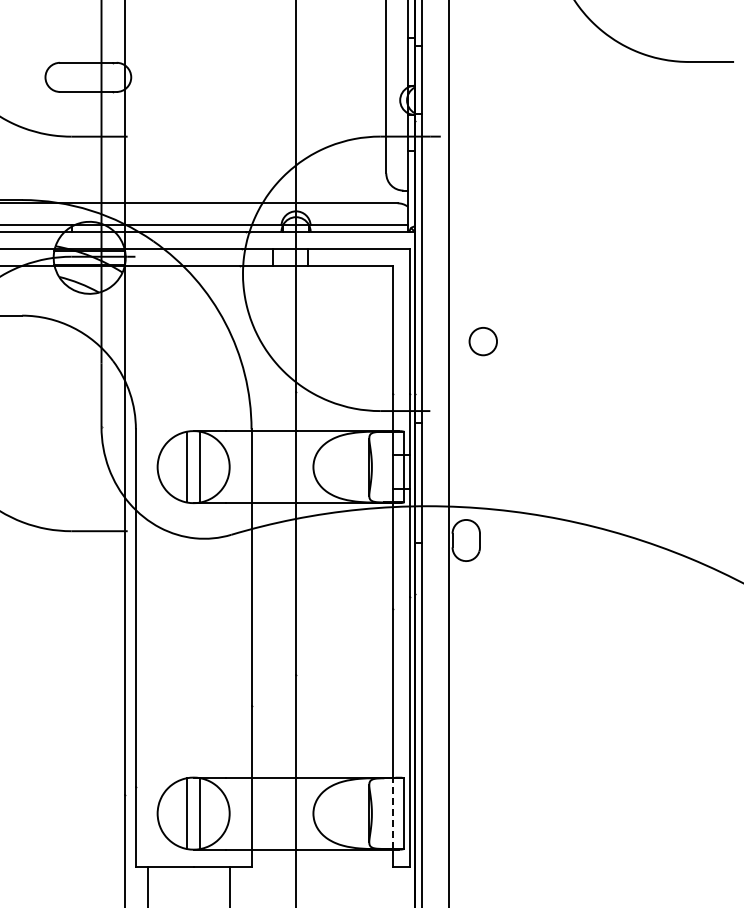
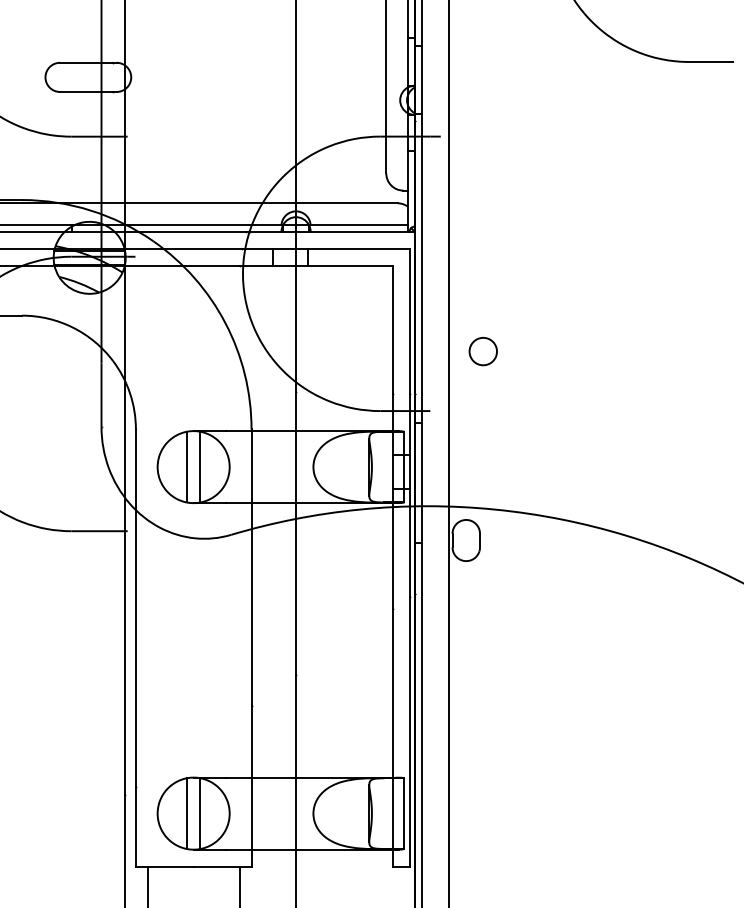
circle position: (482, 341) -> (482, 351) (482, 351)
line: dashed -> solid (393, 813)
line position: (229, 885) -> (239, 885) (239, 885)
